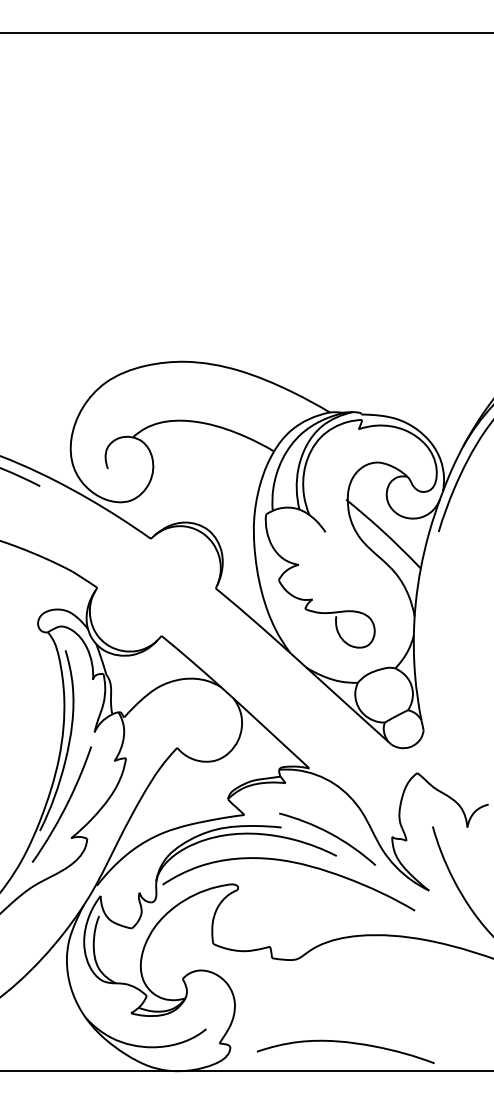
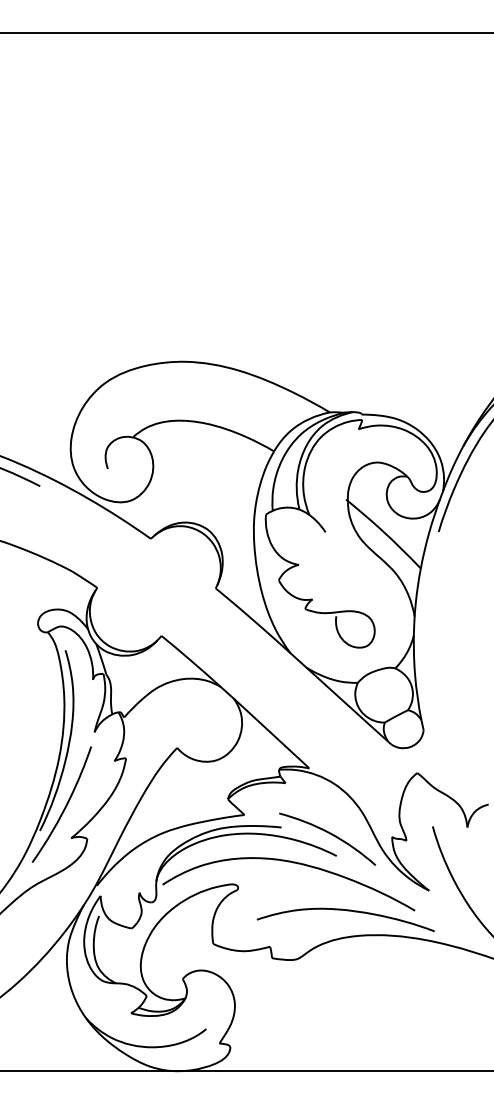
curve position: (347, 1043) -> (347, 911) (347, 911)
